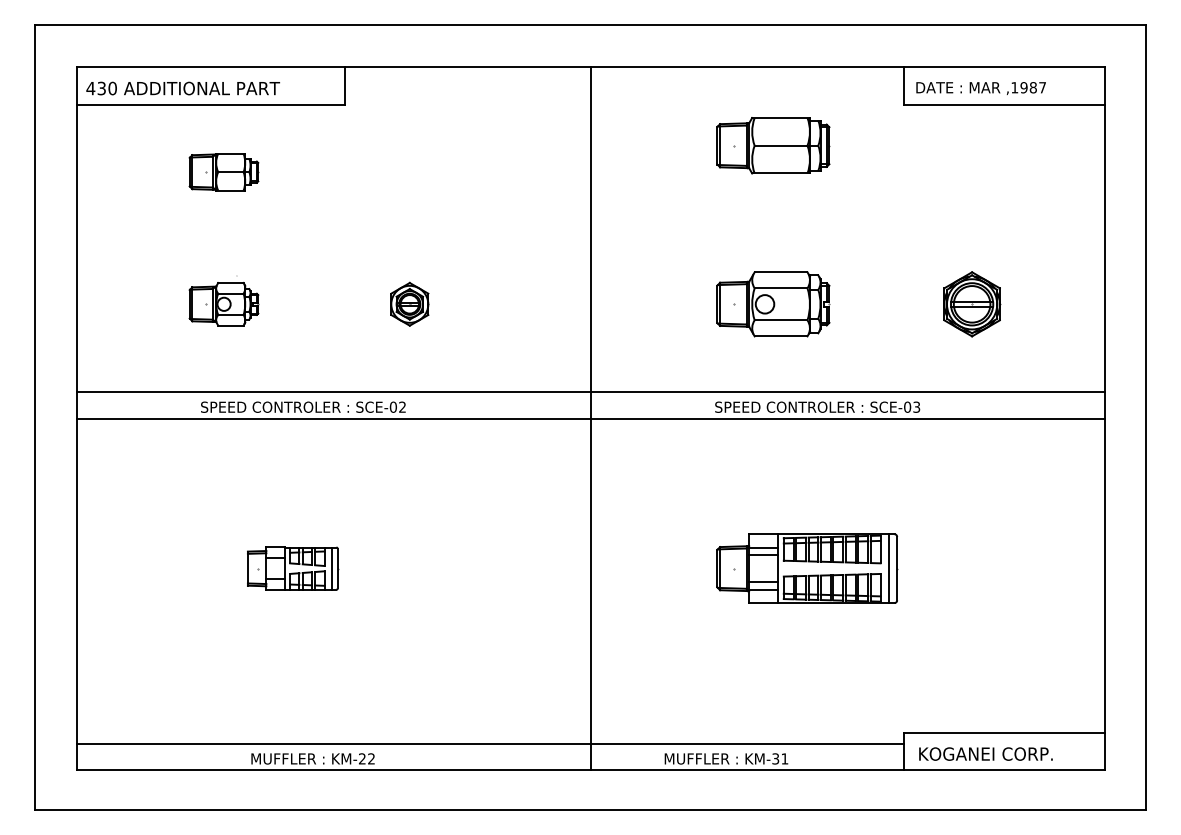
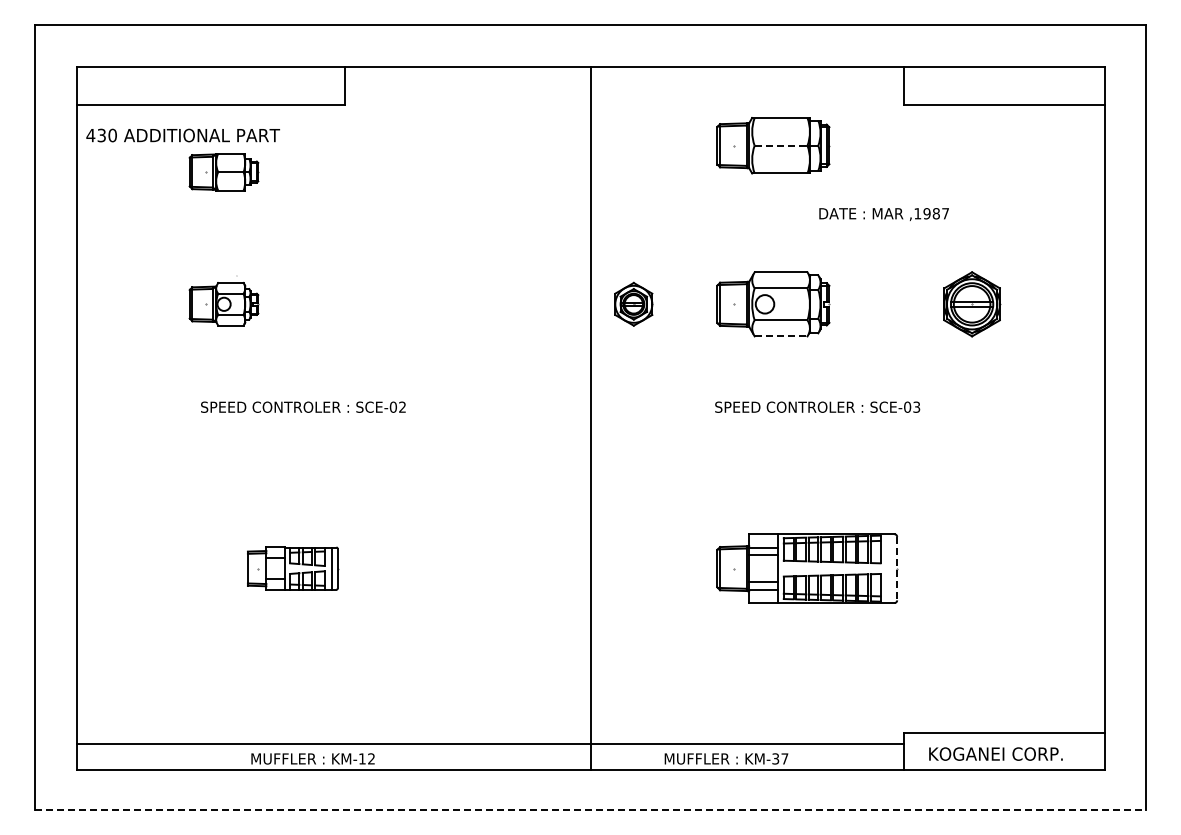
text position: (182, 88) -> (182, 135) (182, 135)
text position: (980, 88) -> (883, 214) (883, 214)
line: solid -> dashed (781, 145)
part position: (409, 303) -> (633, 303) (633, 303)
line: solid -> dashed (781, 336)
line: present -> none (591, 392)
line: present -> none (591, 418)
line: present -> none (889, 568)
line: solid -> dashed (897, 568)
text position: (985, 753) -> (995, 753) (995, 753)
text: KM-22 -> KM-12 (362, 758)
text: KM-31 -> KM-37 (784, 758)
line: solid -> dashed (590, 810)
